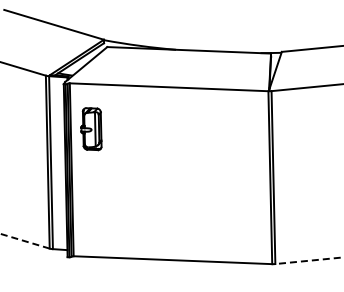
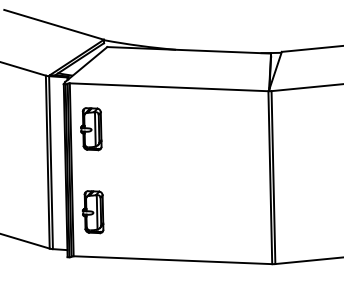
part: none -> present (92, 212)
line: dashed -> solid (24, 241)
line: dashed -> solid (309, 260)
